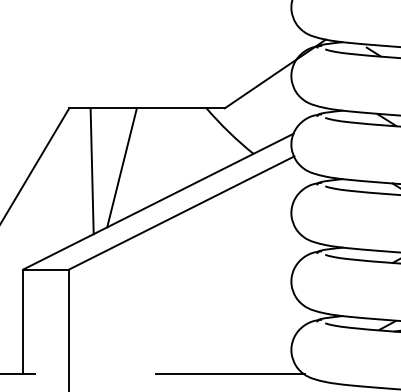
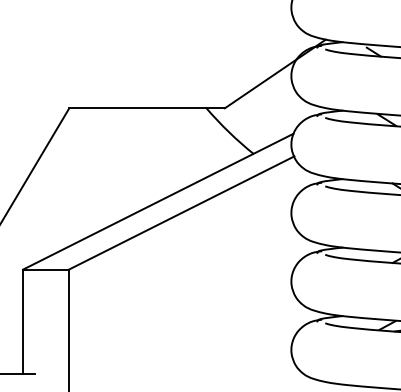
line: present -> none (121, 167)
line: present -> none (91, 171)
line: present -> none (229, 374)
